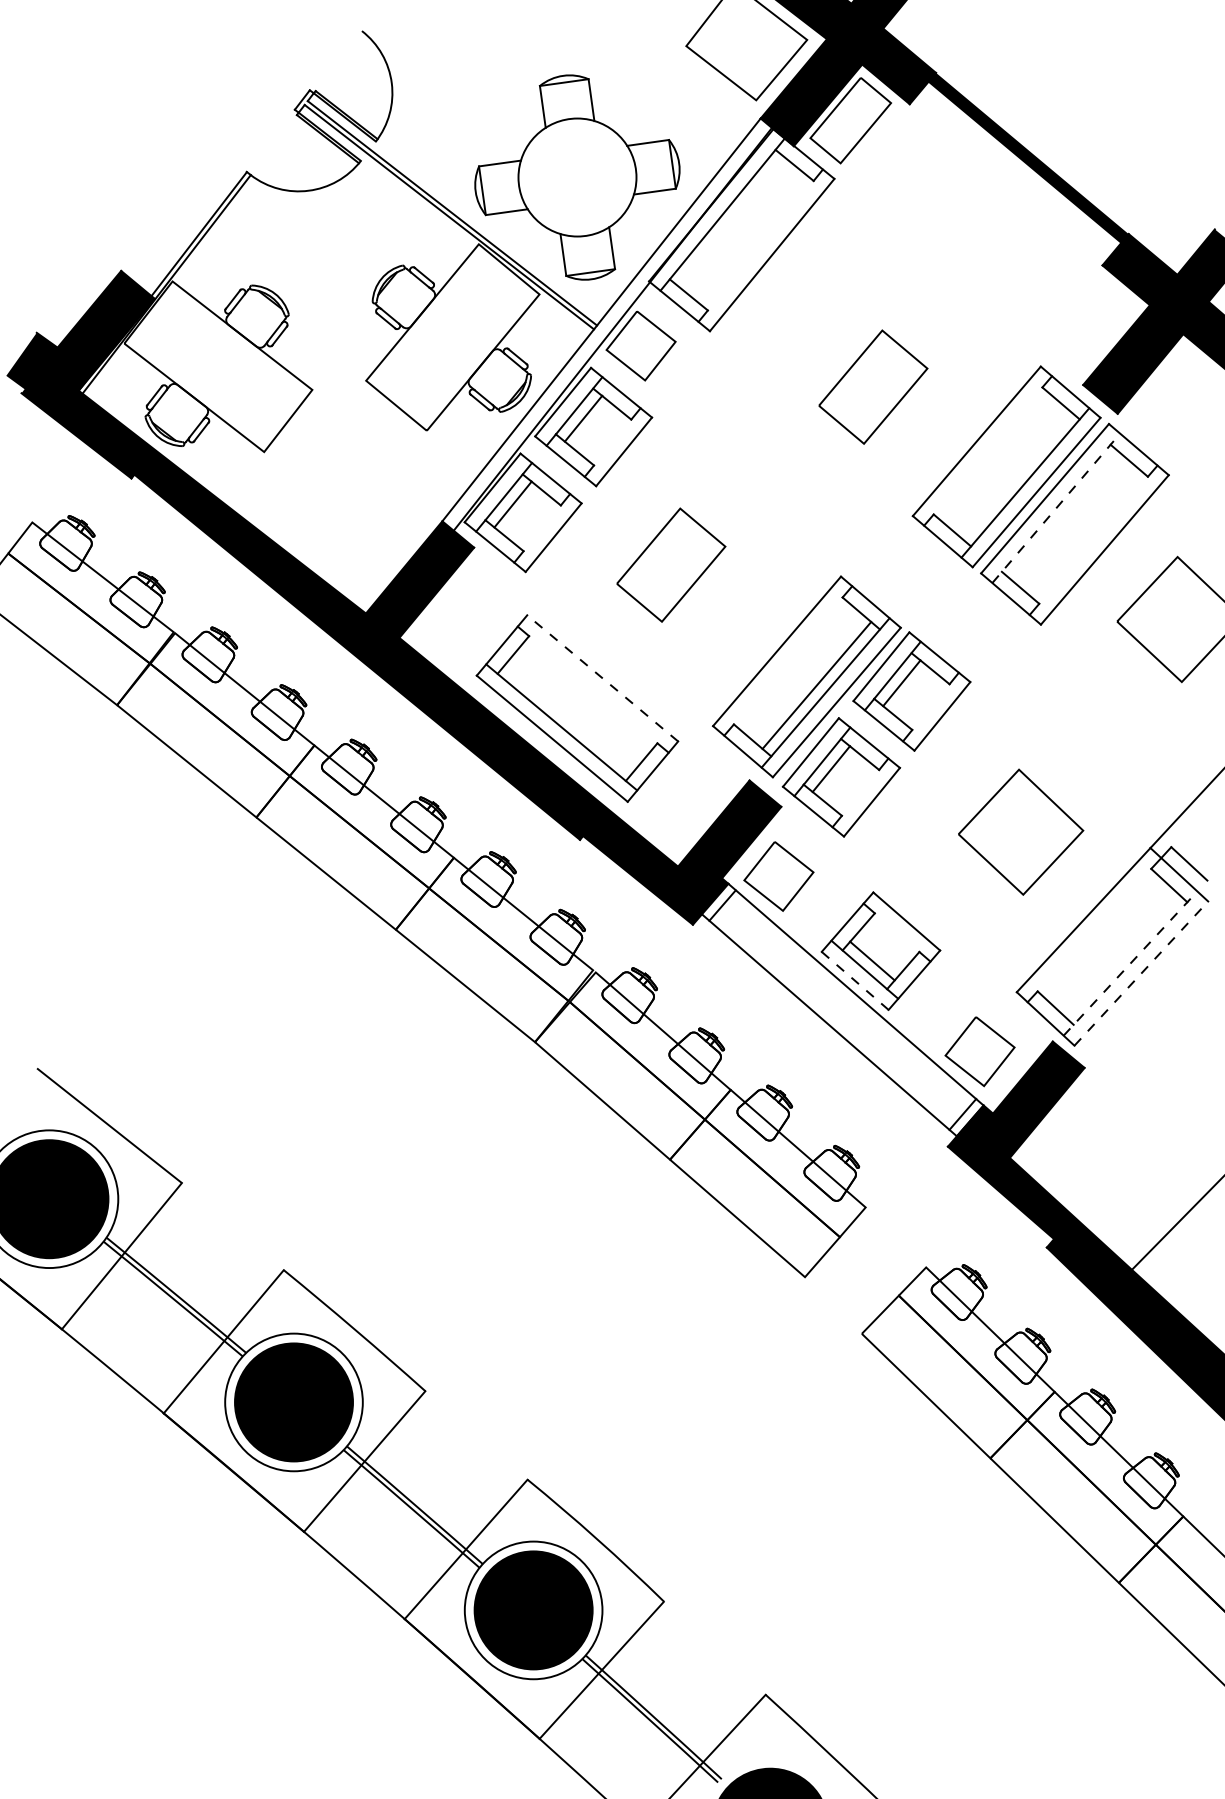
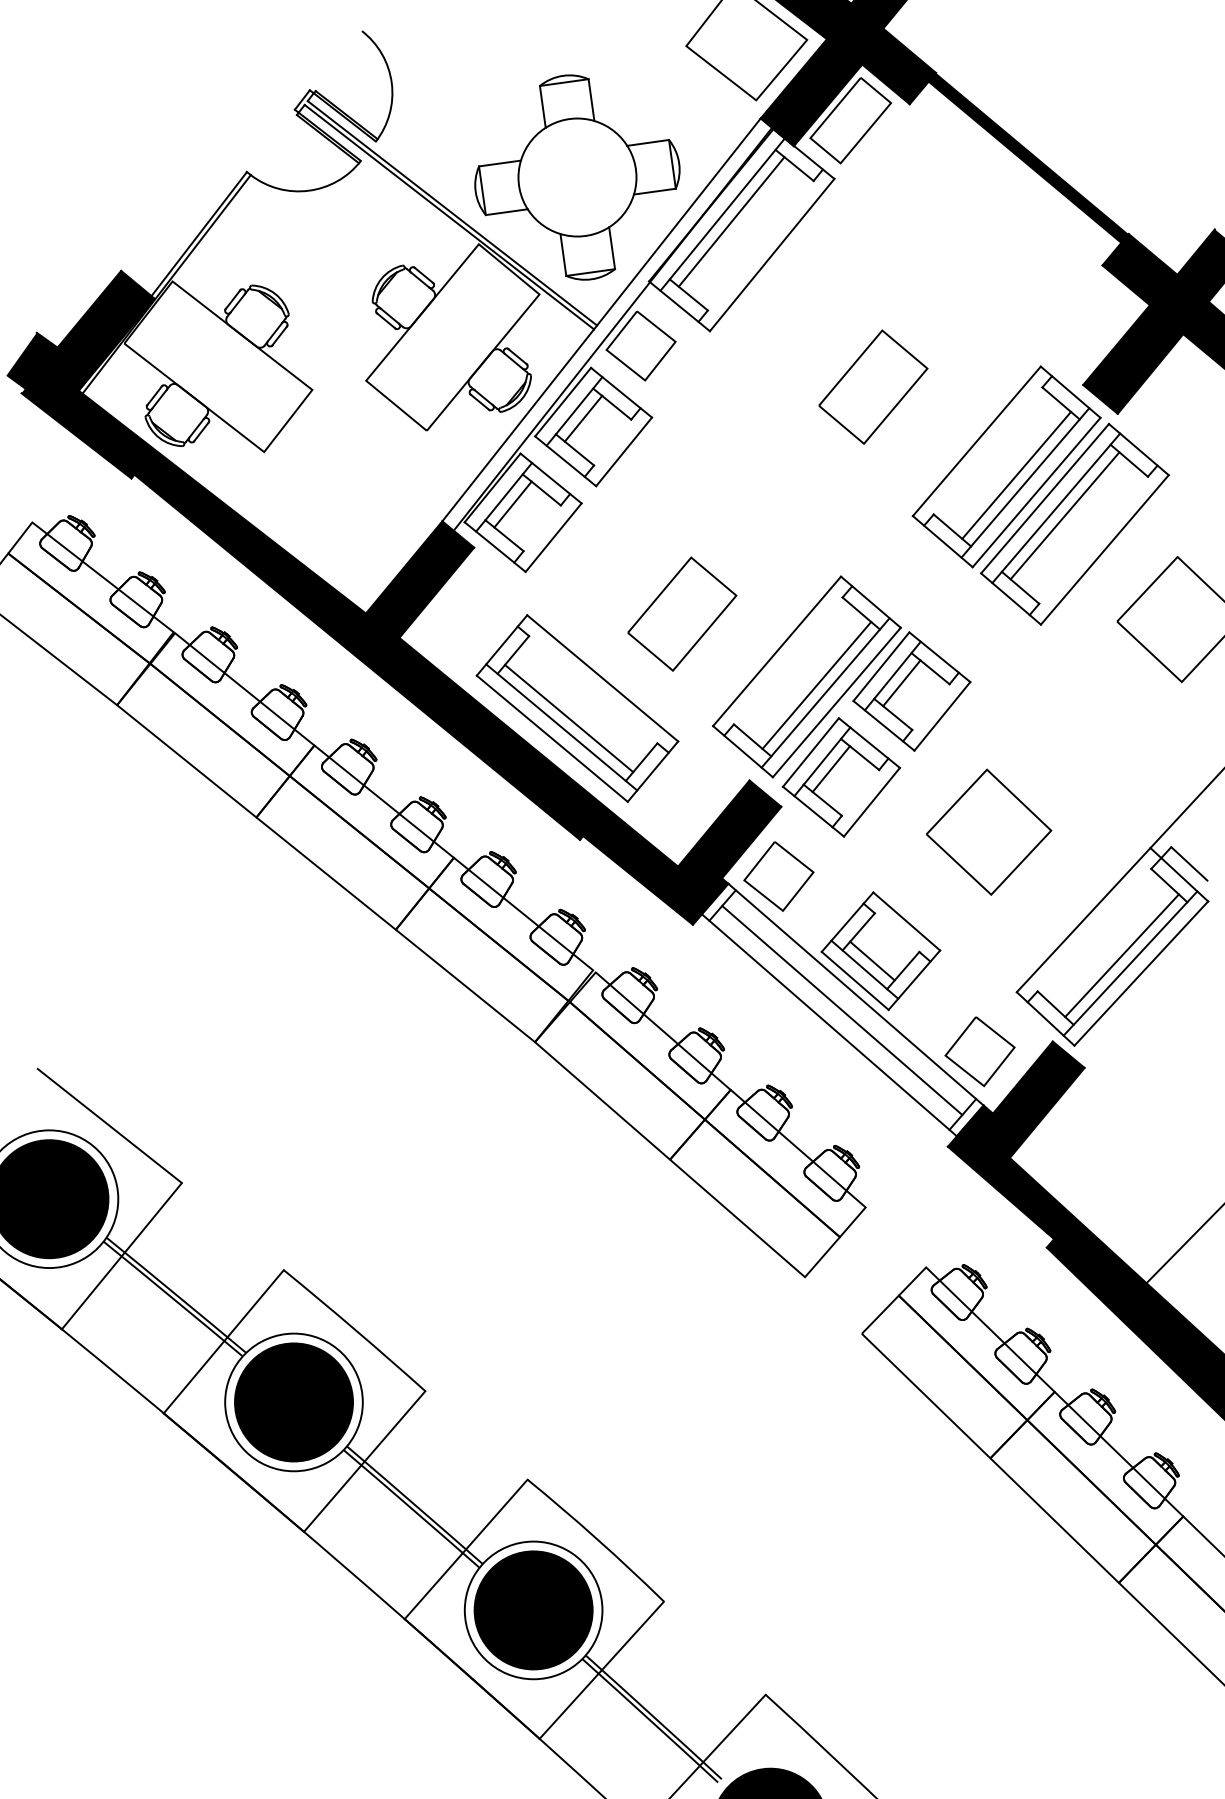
line: none -> present (731, 221)
line: none -> present (1016, 474)
line: dashed -> solid (1056, 507)
line: none -> present (1064, 515)
part position: (671, 564) -> (682, 613) (682, 613)
line: dashed -> solid (602, 678)
line: none -> present (569, 718)
part position: (1021, 831) -> (989, 831) (989, 831)
line: none -> present (1121, 955)
line: dashed -> solid (1130, 963)
line: dashed -> solid (1141, 973)
line: dashed -> solid (854, 980)
line: none -> present (842, 1010)
line position: (1175, 1224) -> (1182, 1245) (1182, 1245)
